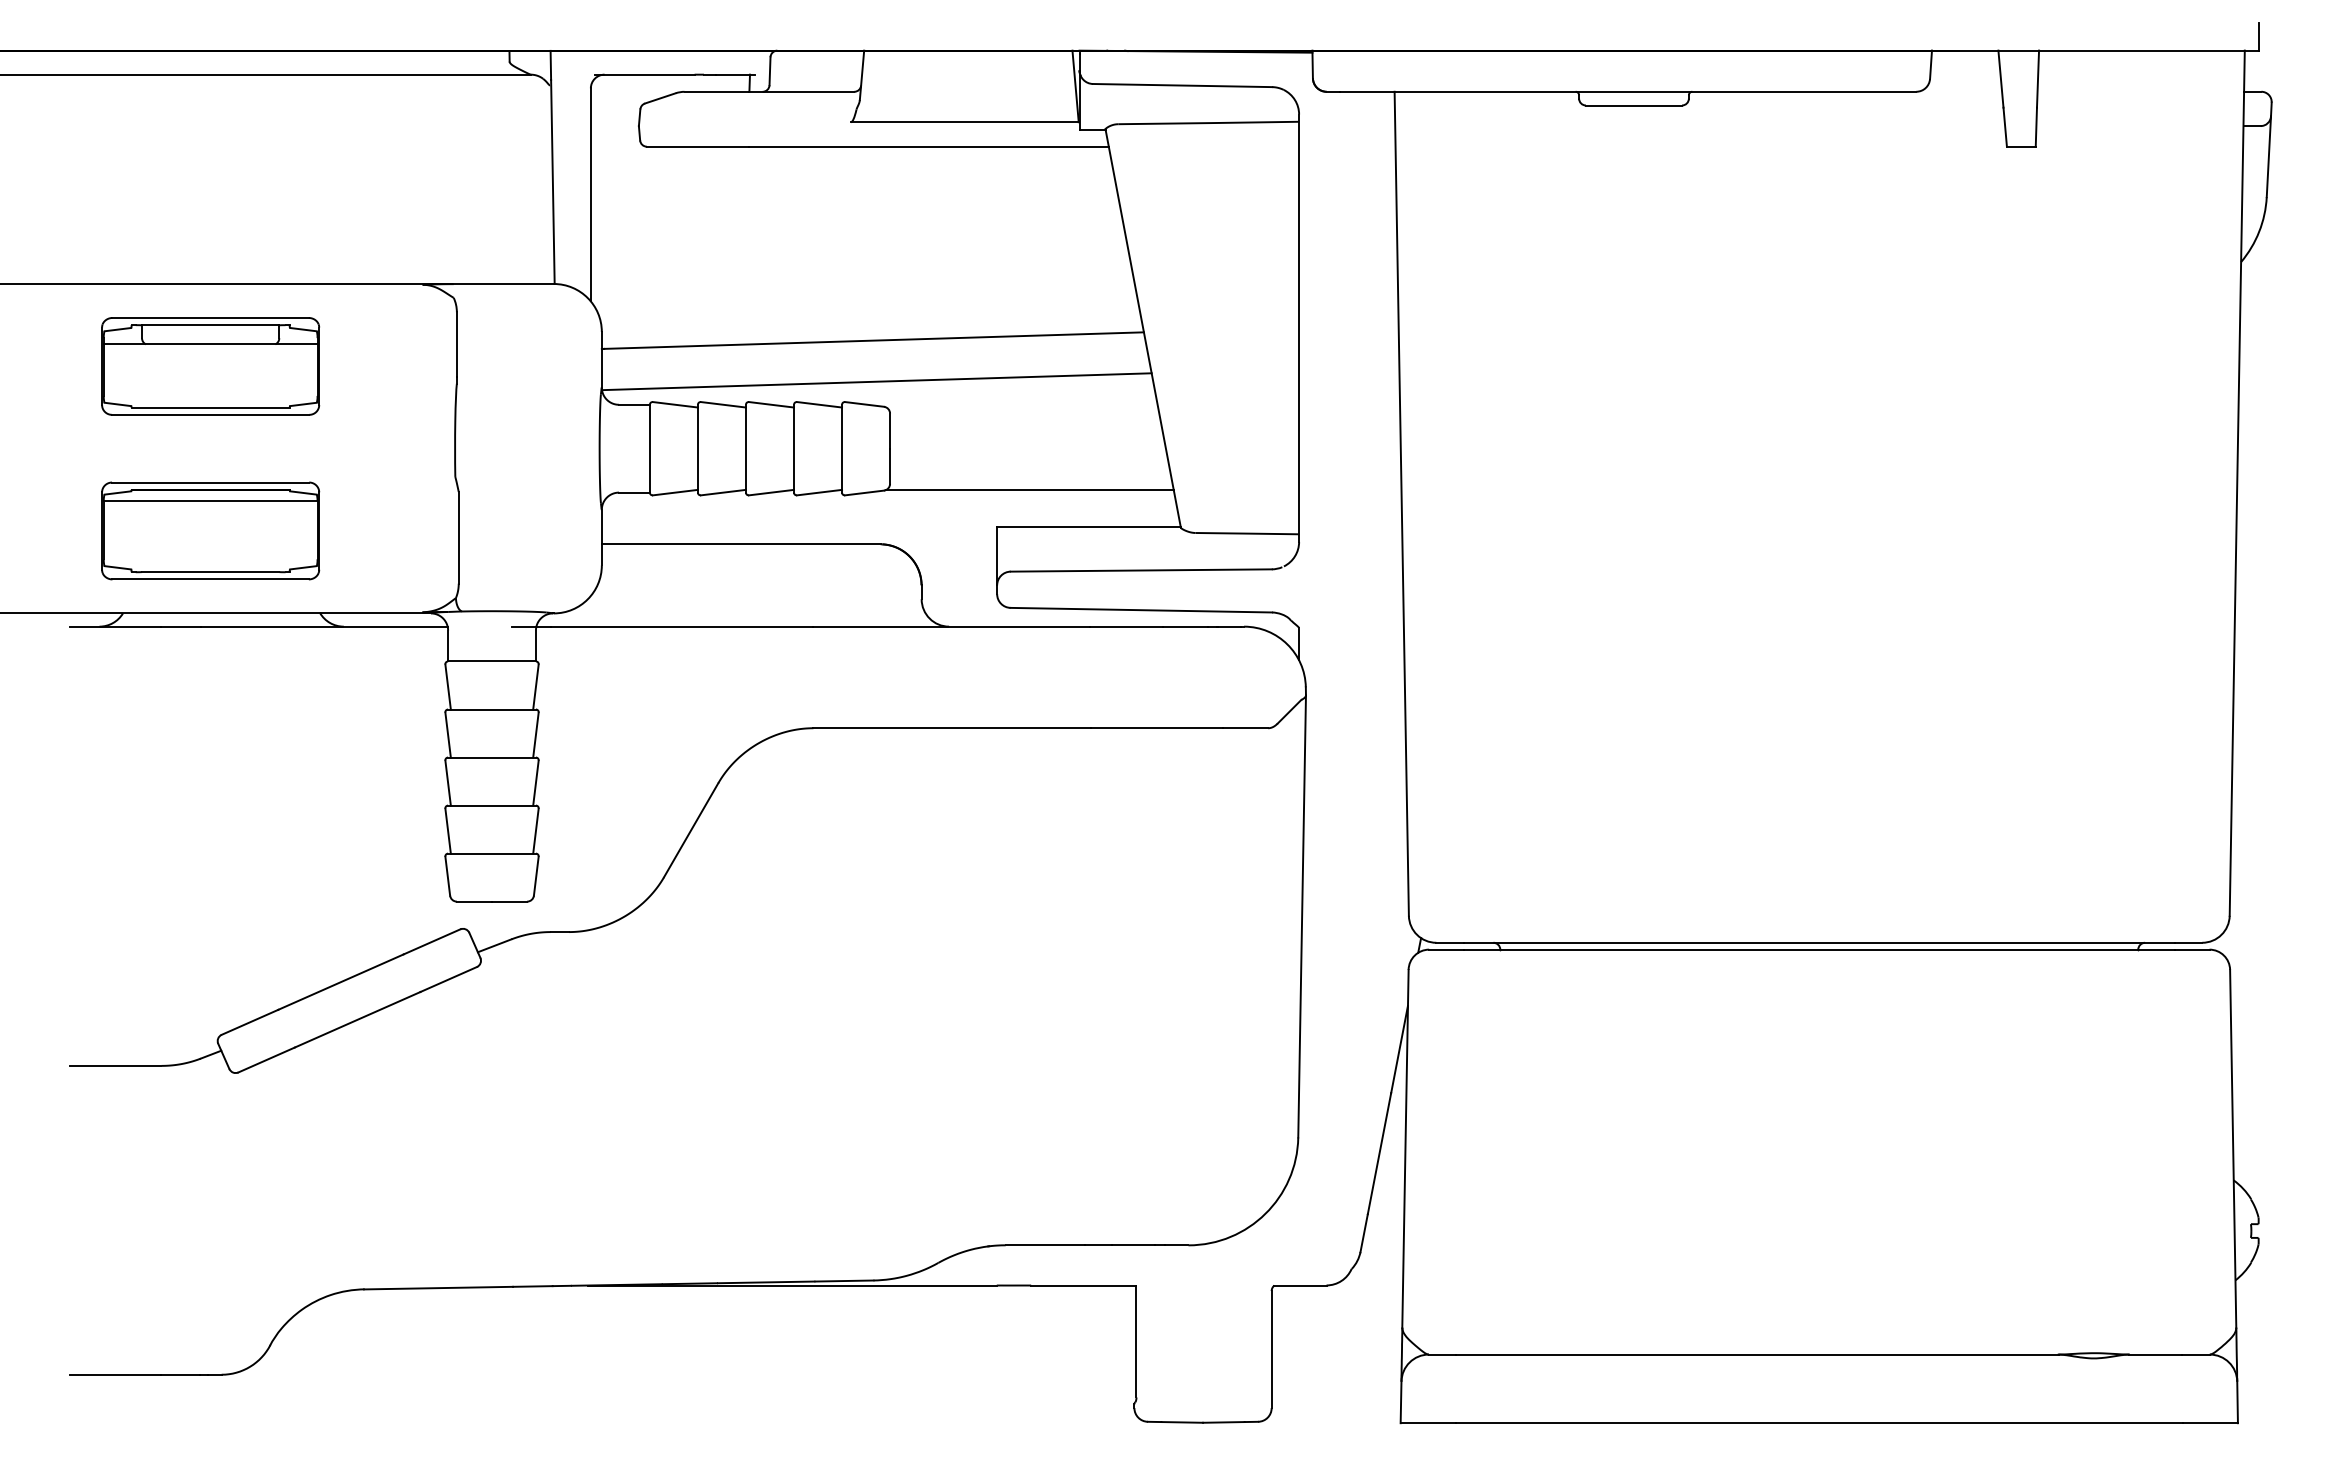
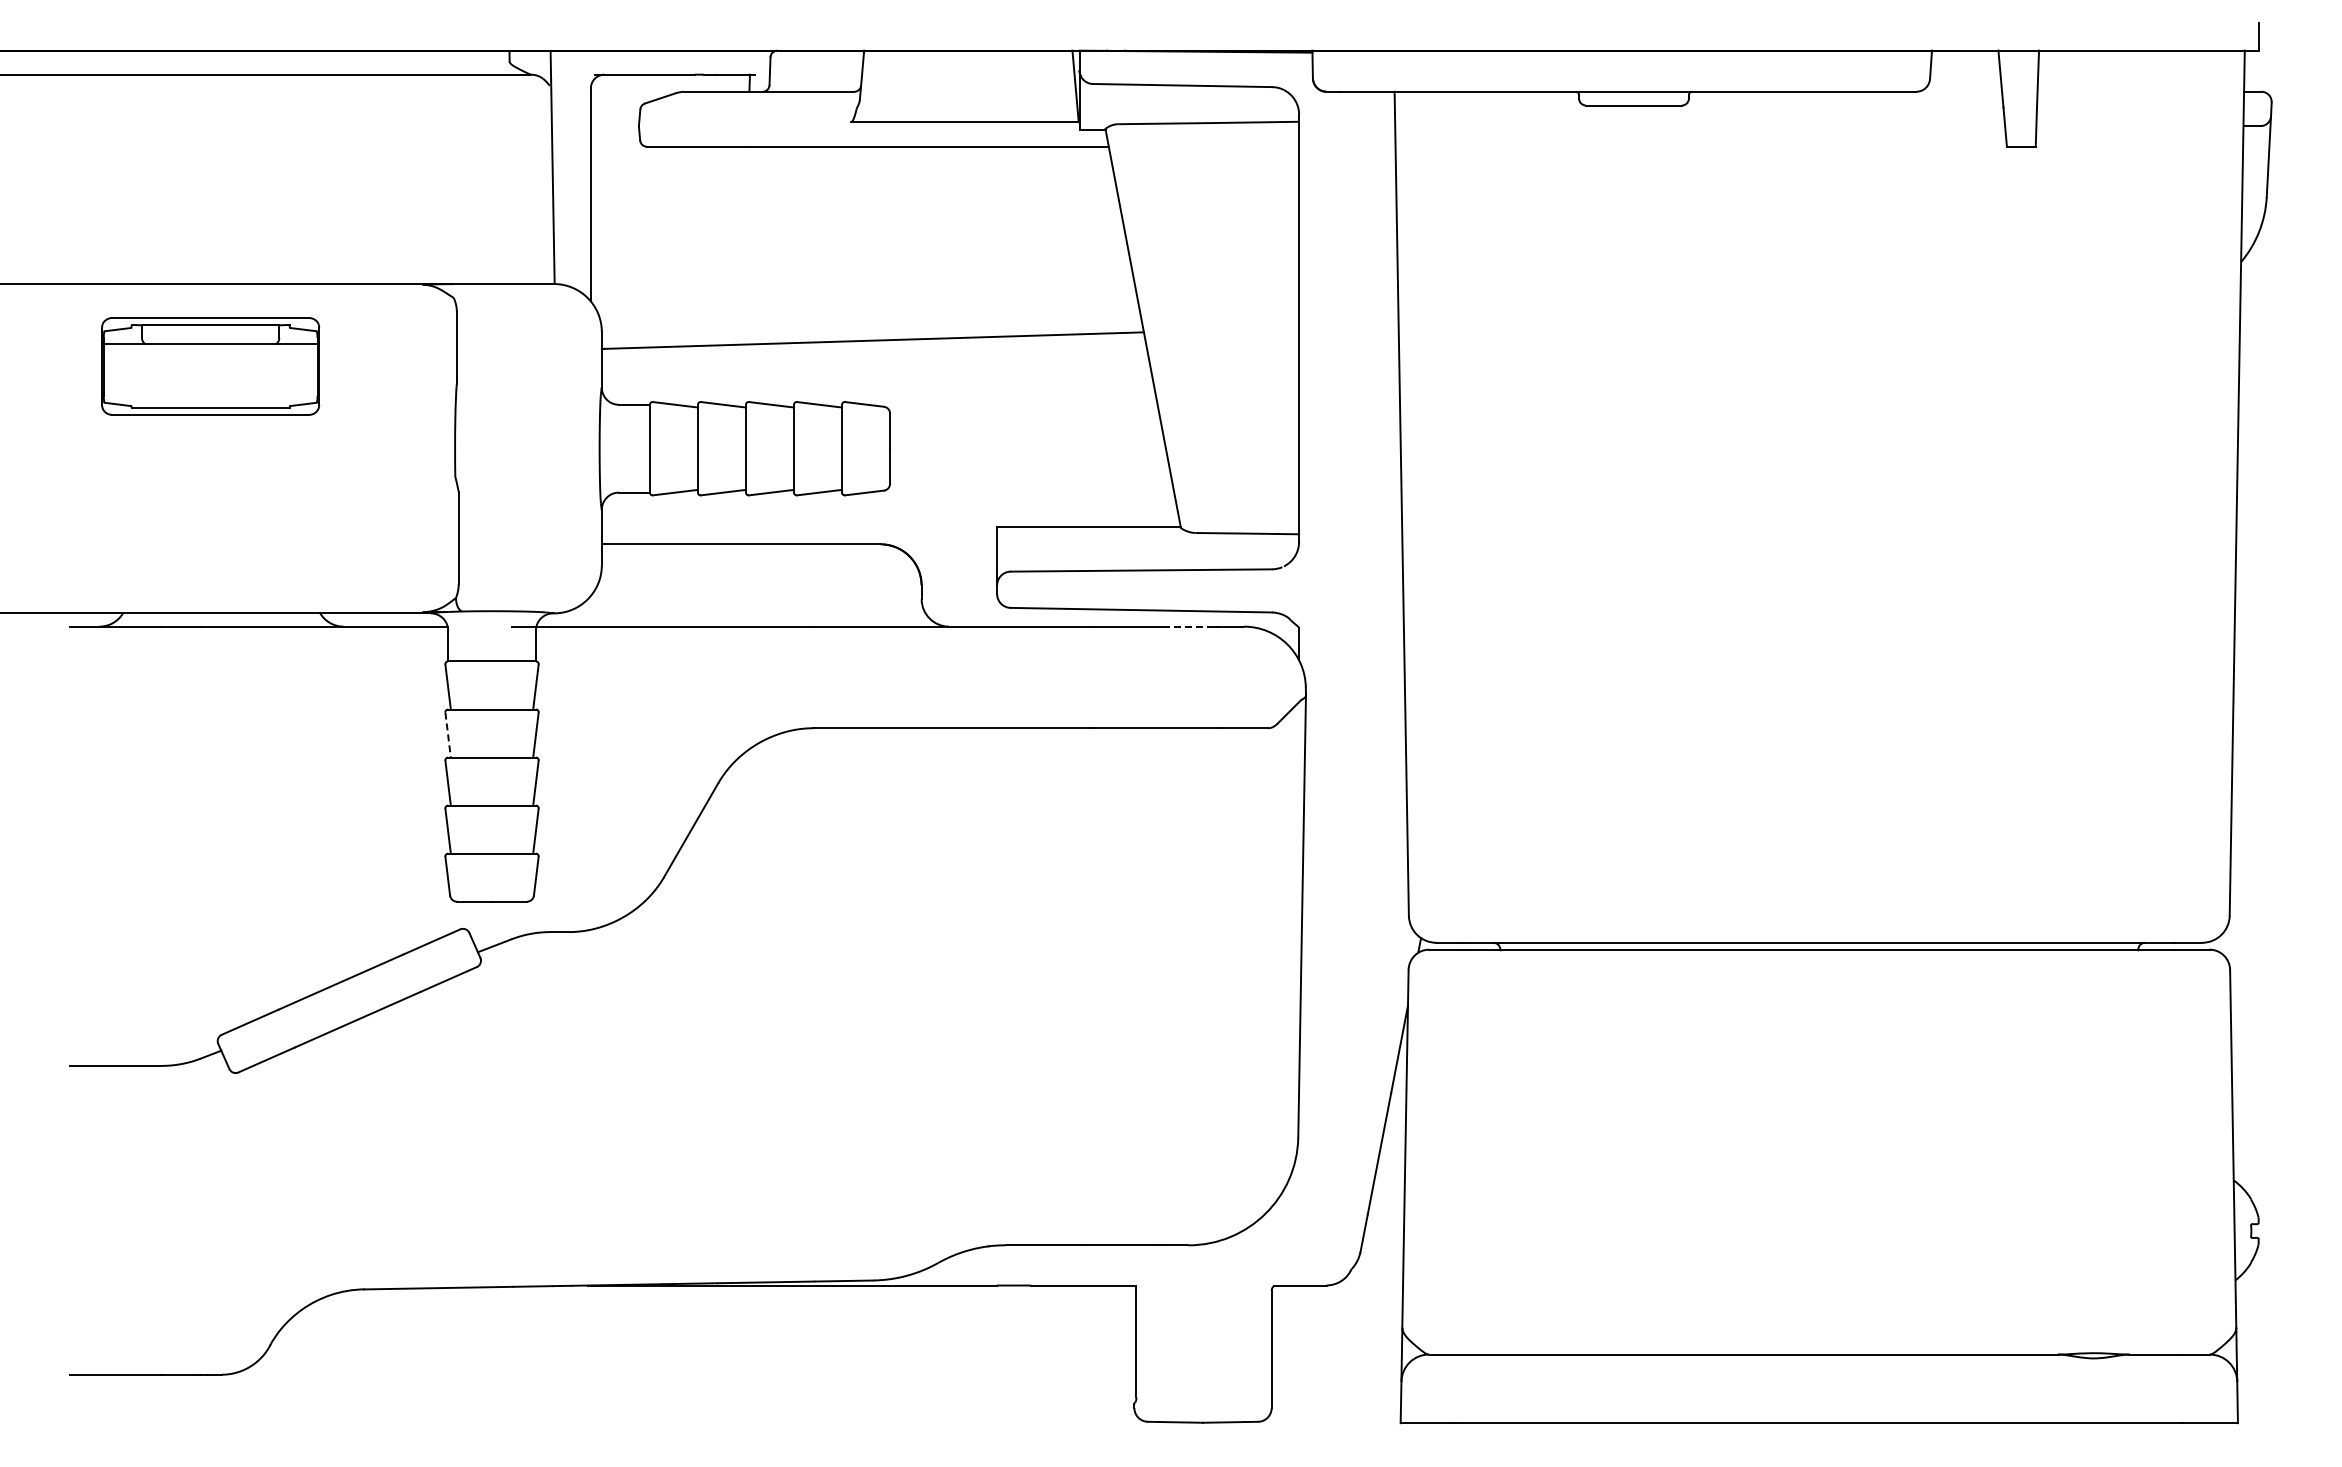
line: present -> none (877, 381)
line: present -> none (1029, 489)
part: present -> none (210, 530)
line: solid -> dashed (1186, 626)
line: solid -> dashed (448, 735)
